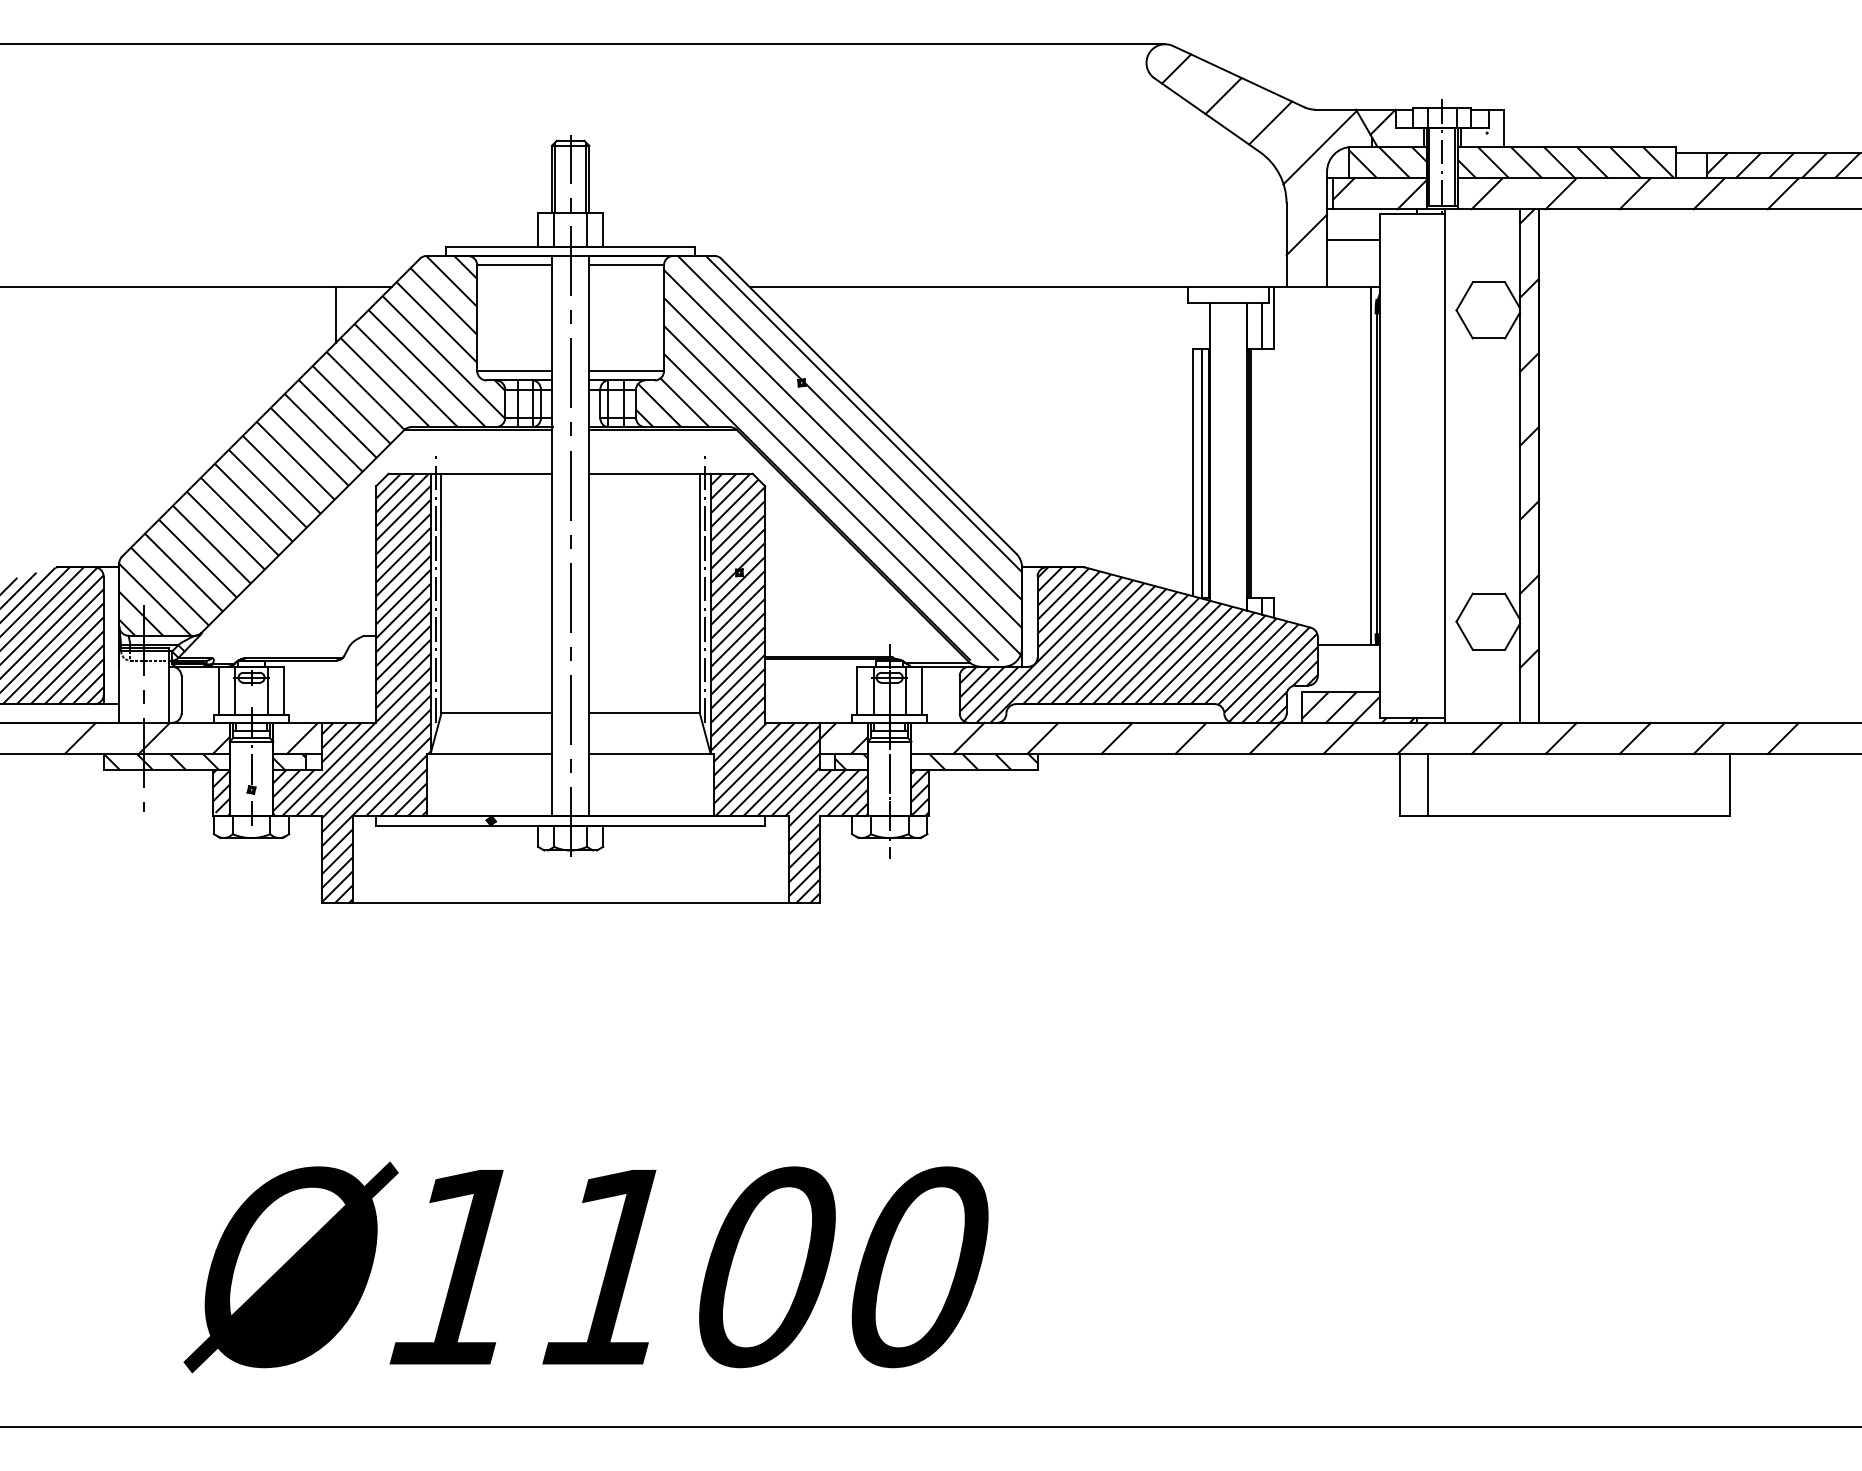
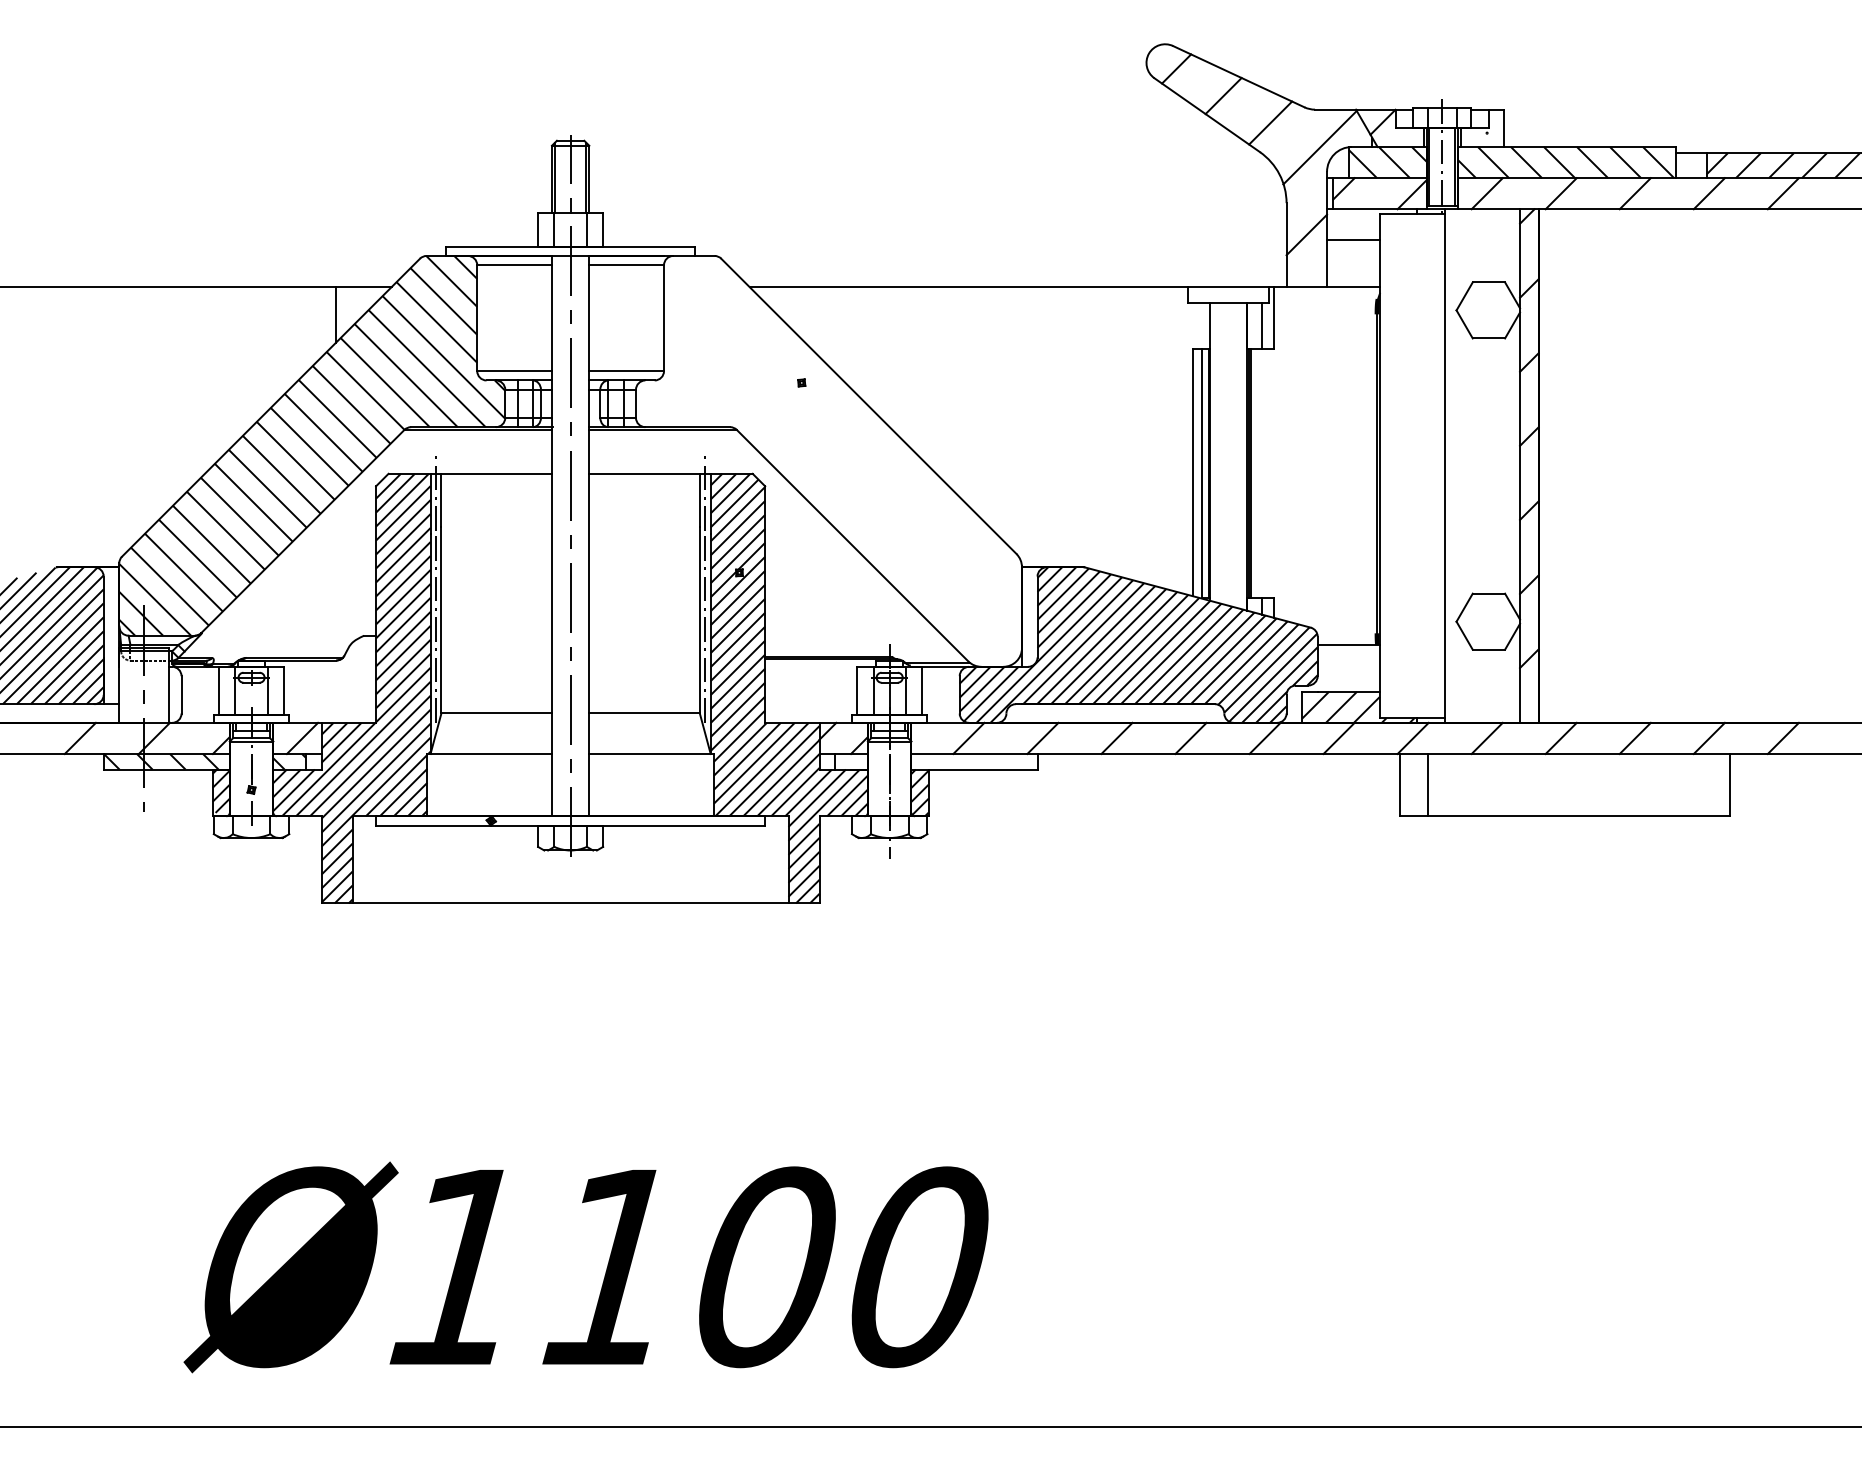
line: present -> none (583, 44)
hatch: present -> none (828, 457)
line: present -> none (1370, 466)
hatch: present -> none (936, 761)
